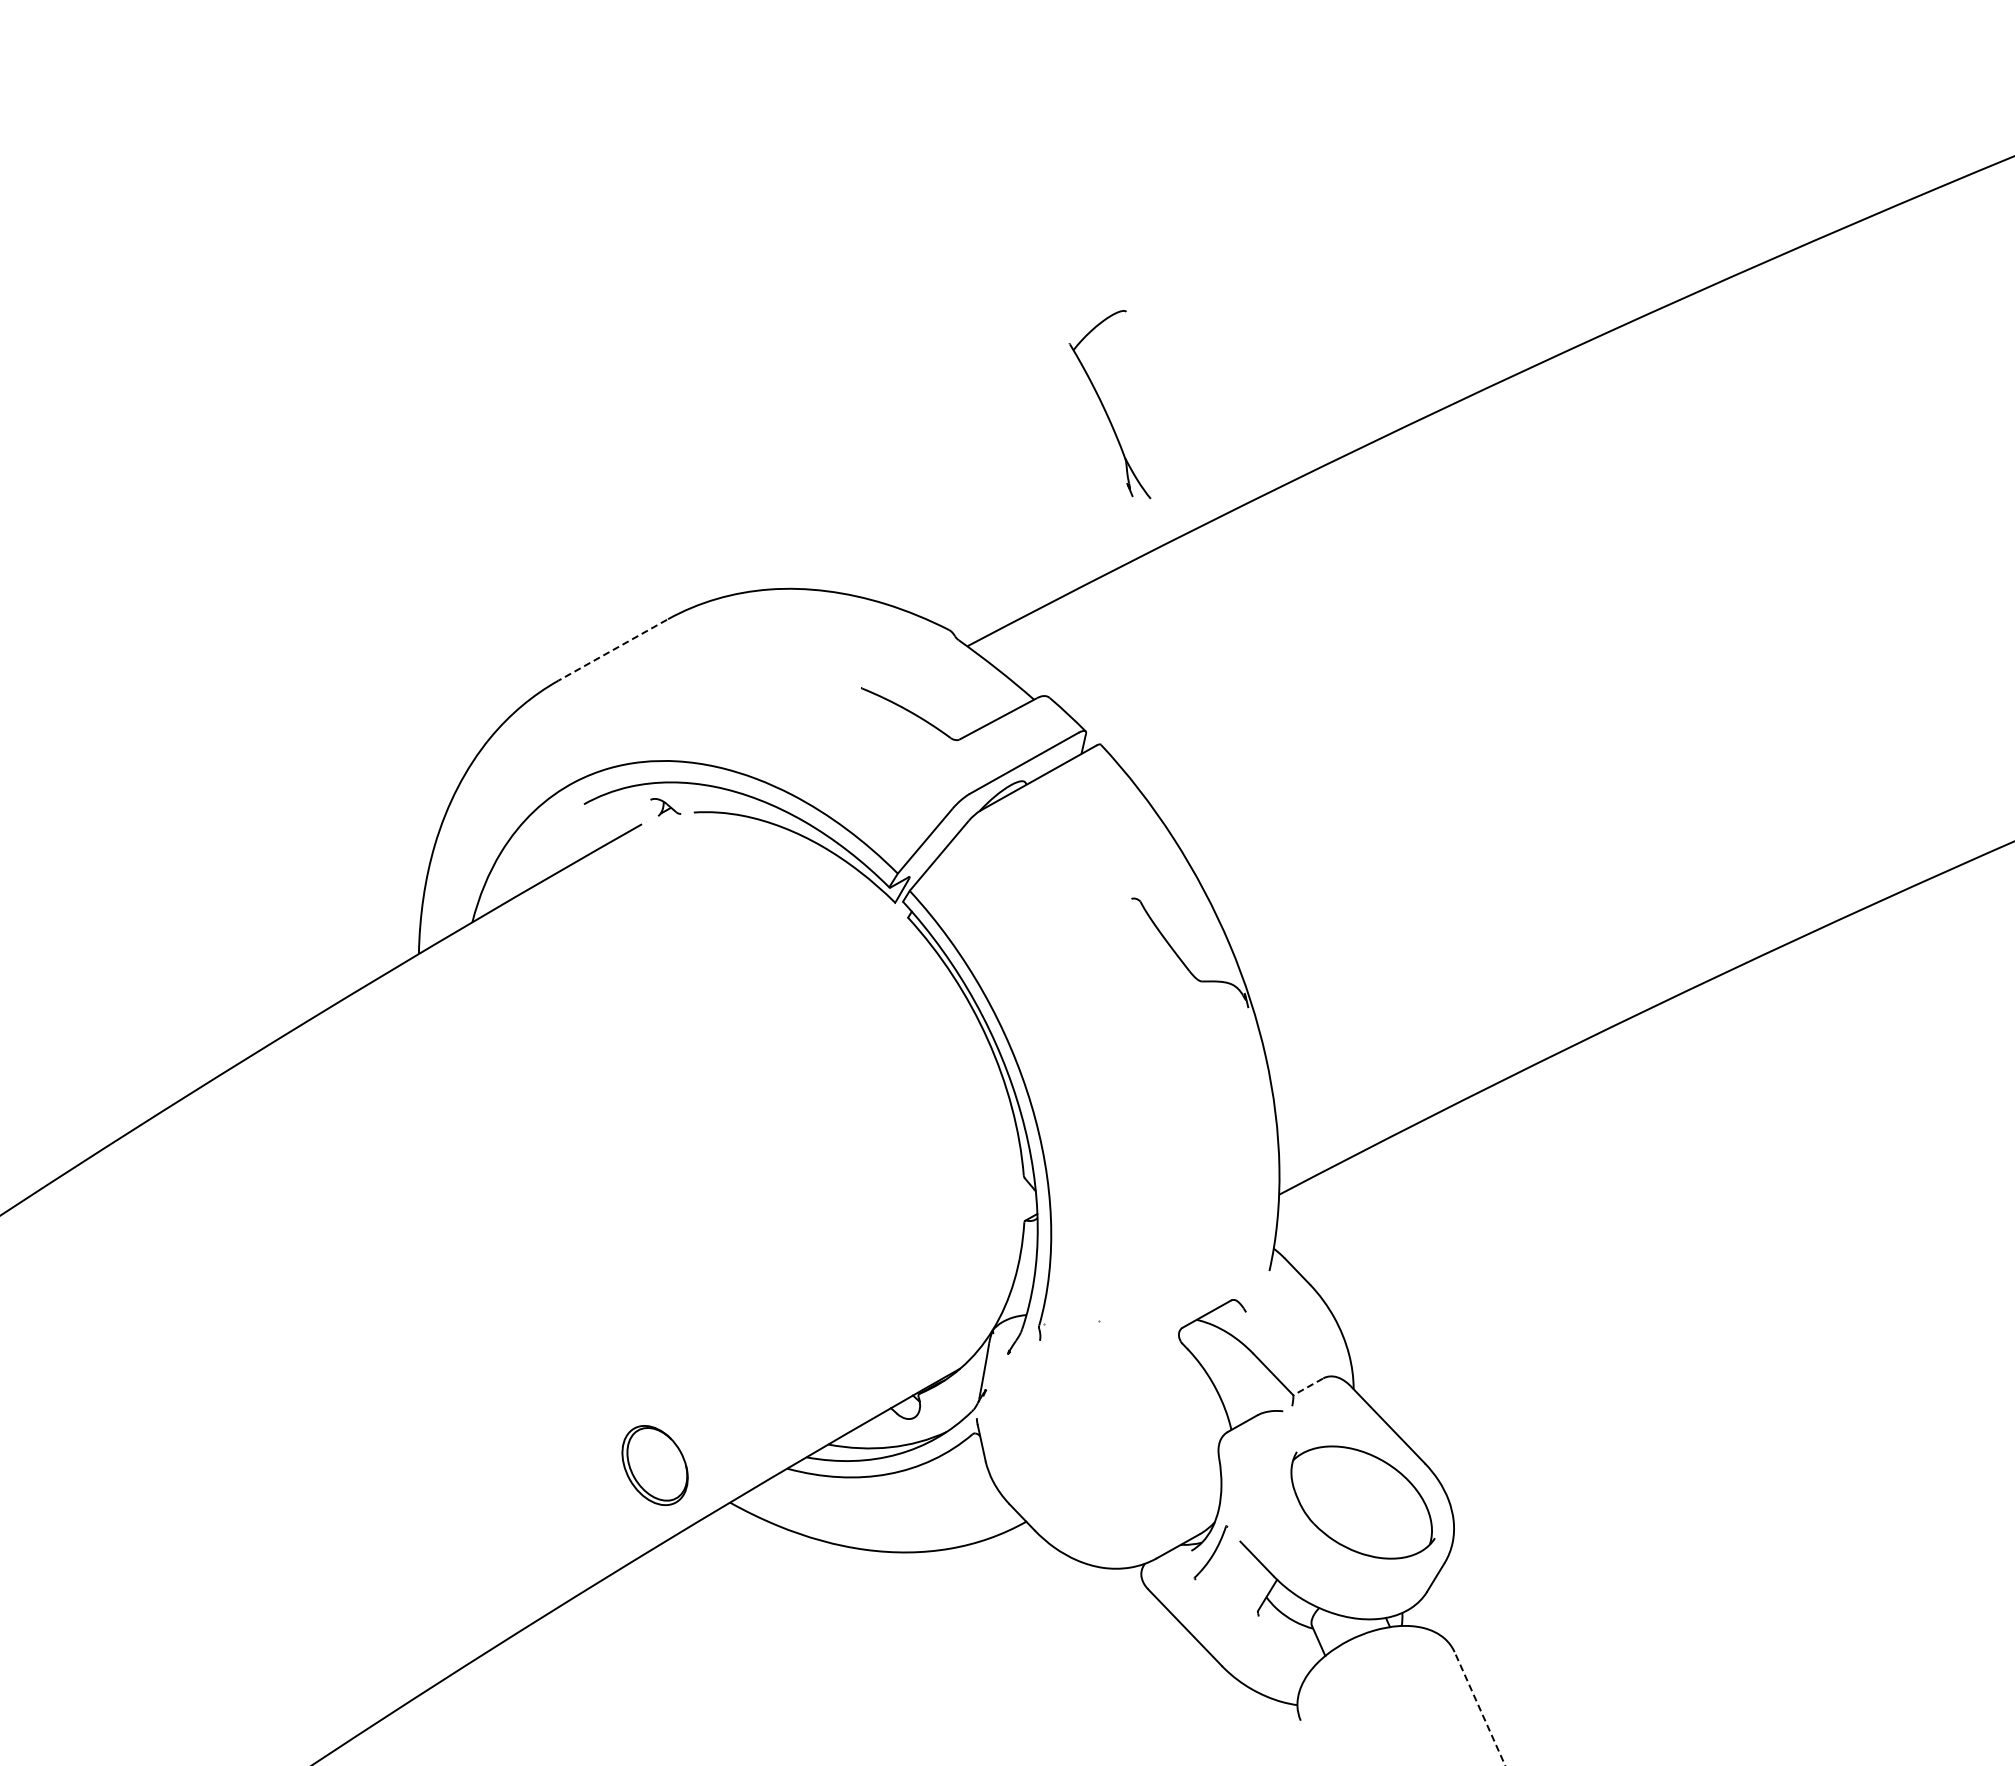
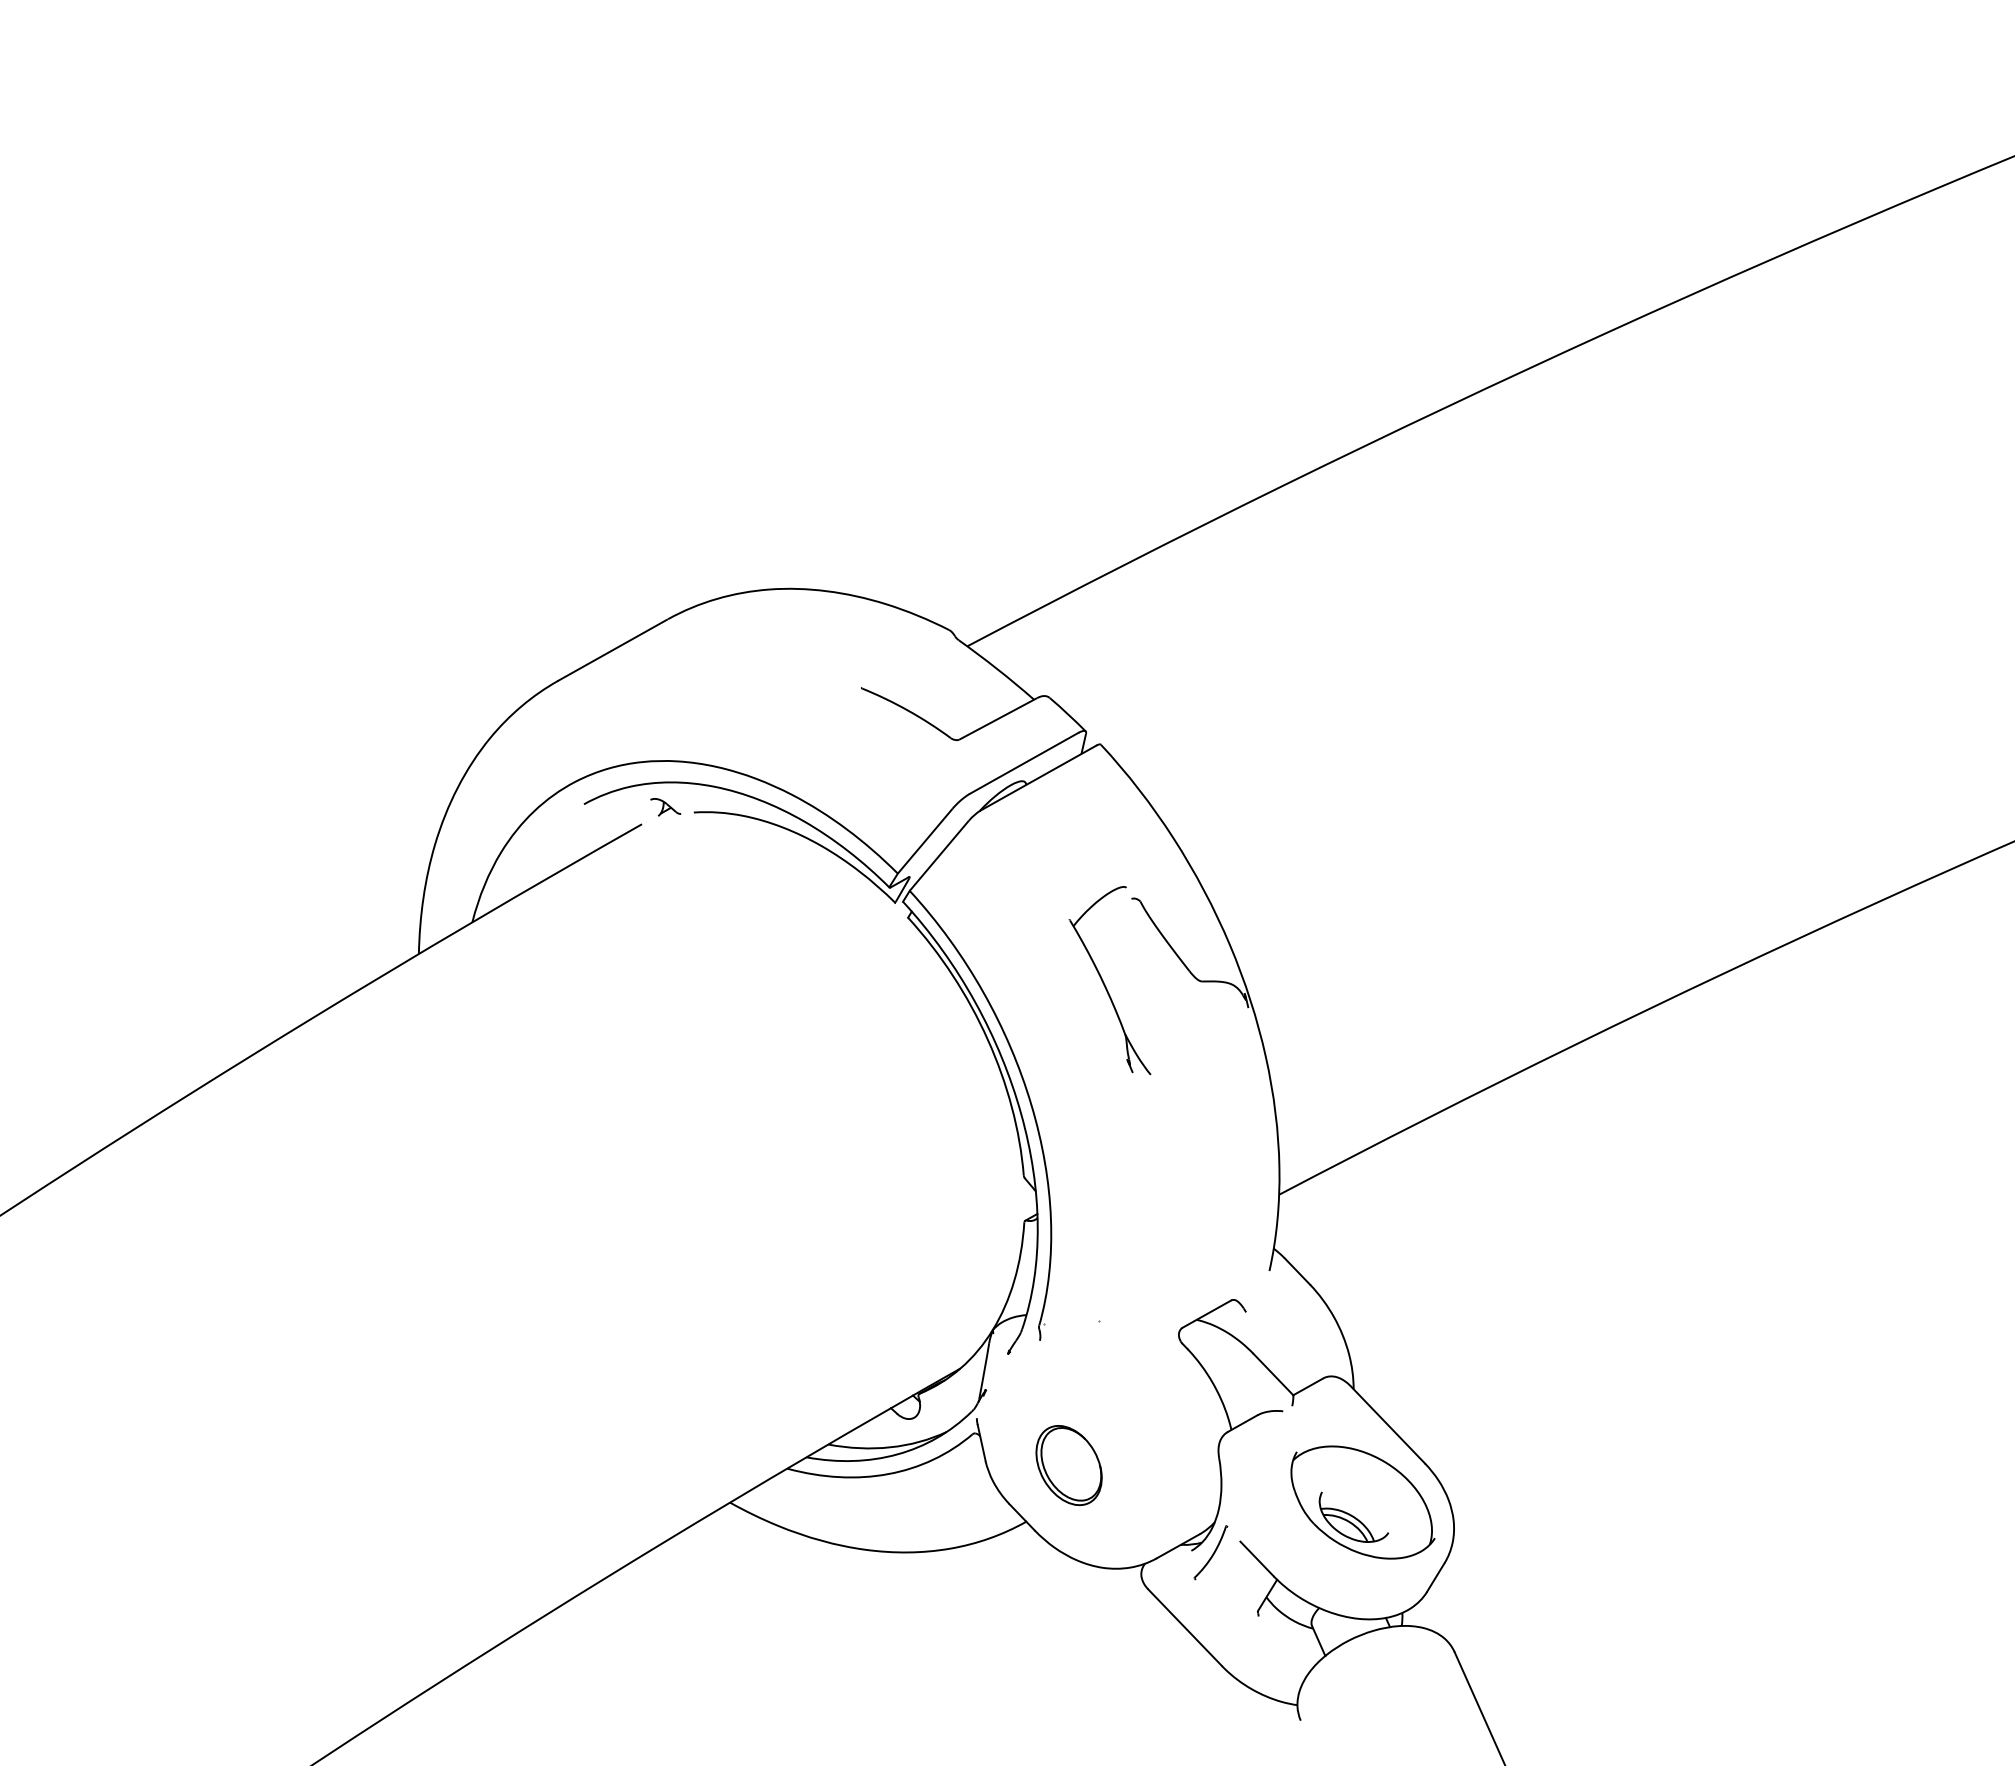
part position: (1109, 404) -> (1109, 980) (1109, 980)
line: dashed -> solid (612, 650)
line: dashed -> solid (1308, 1386)
part position: (654, 1465) -> (1068, 1465) (1068, 1465)
part: none -> present (1353, 1516)
line: dashed -> solid (1479, 1708)
